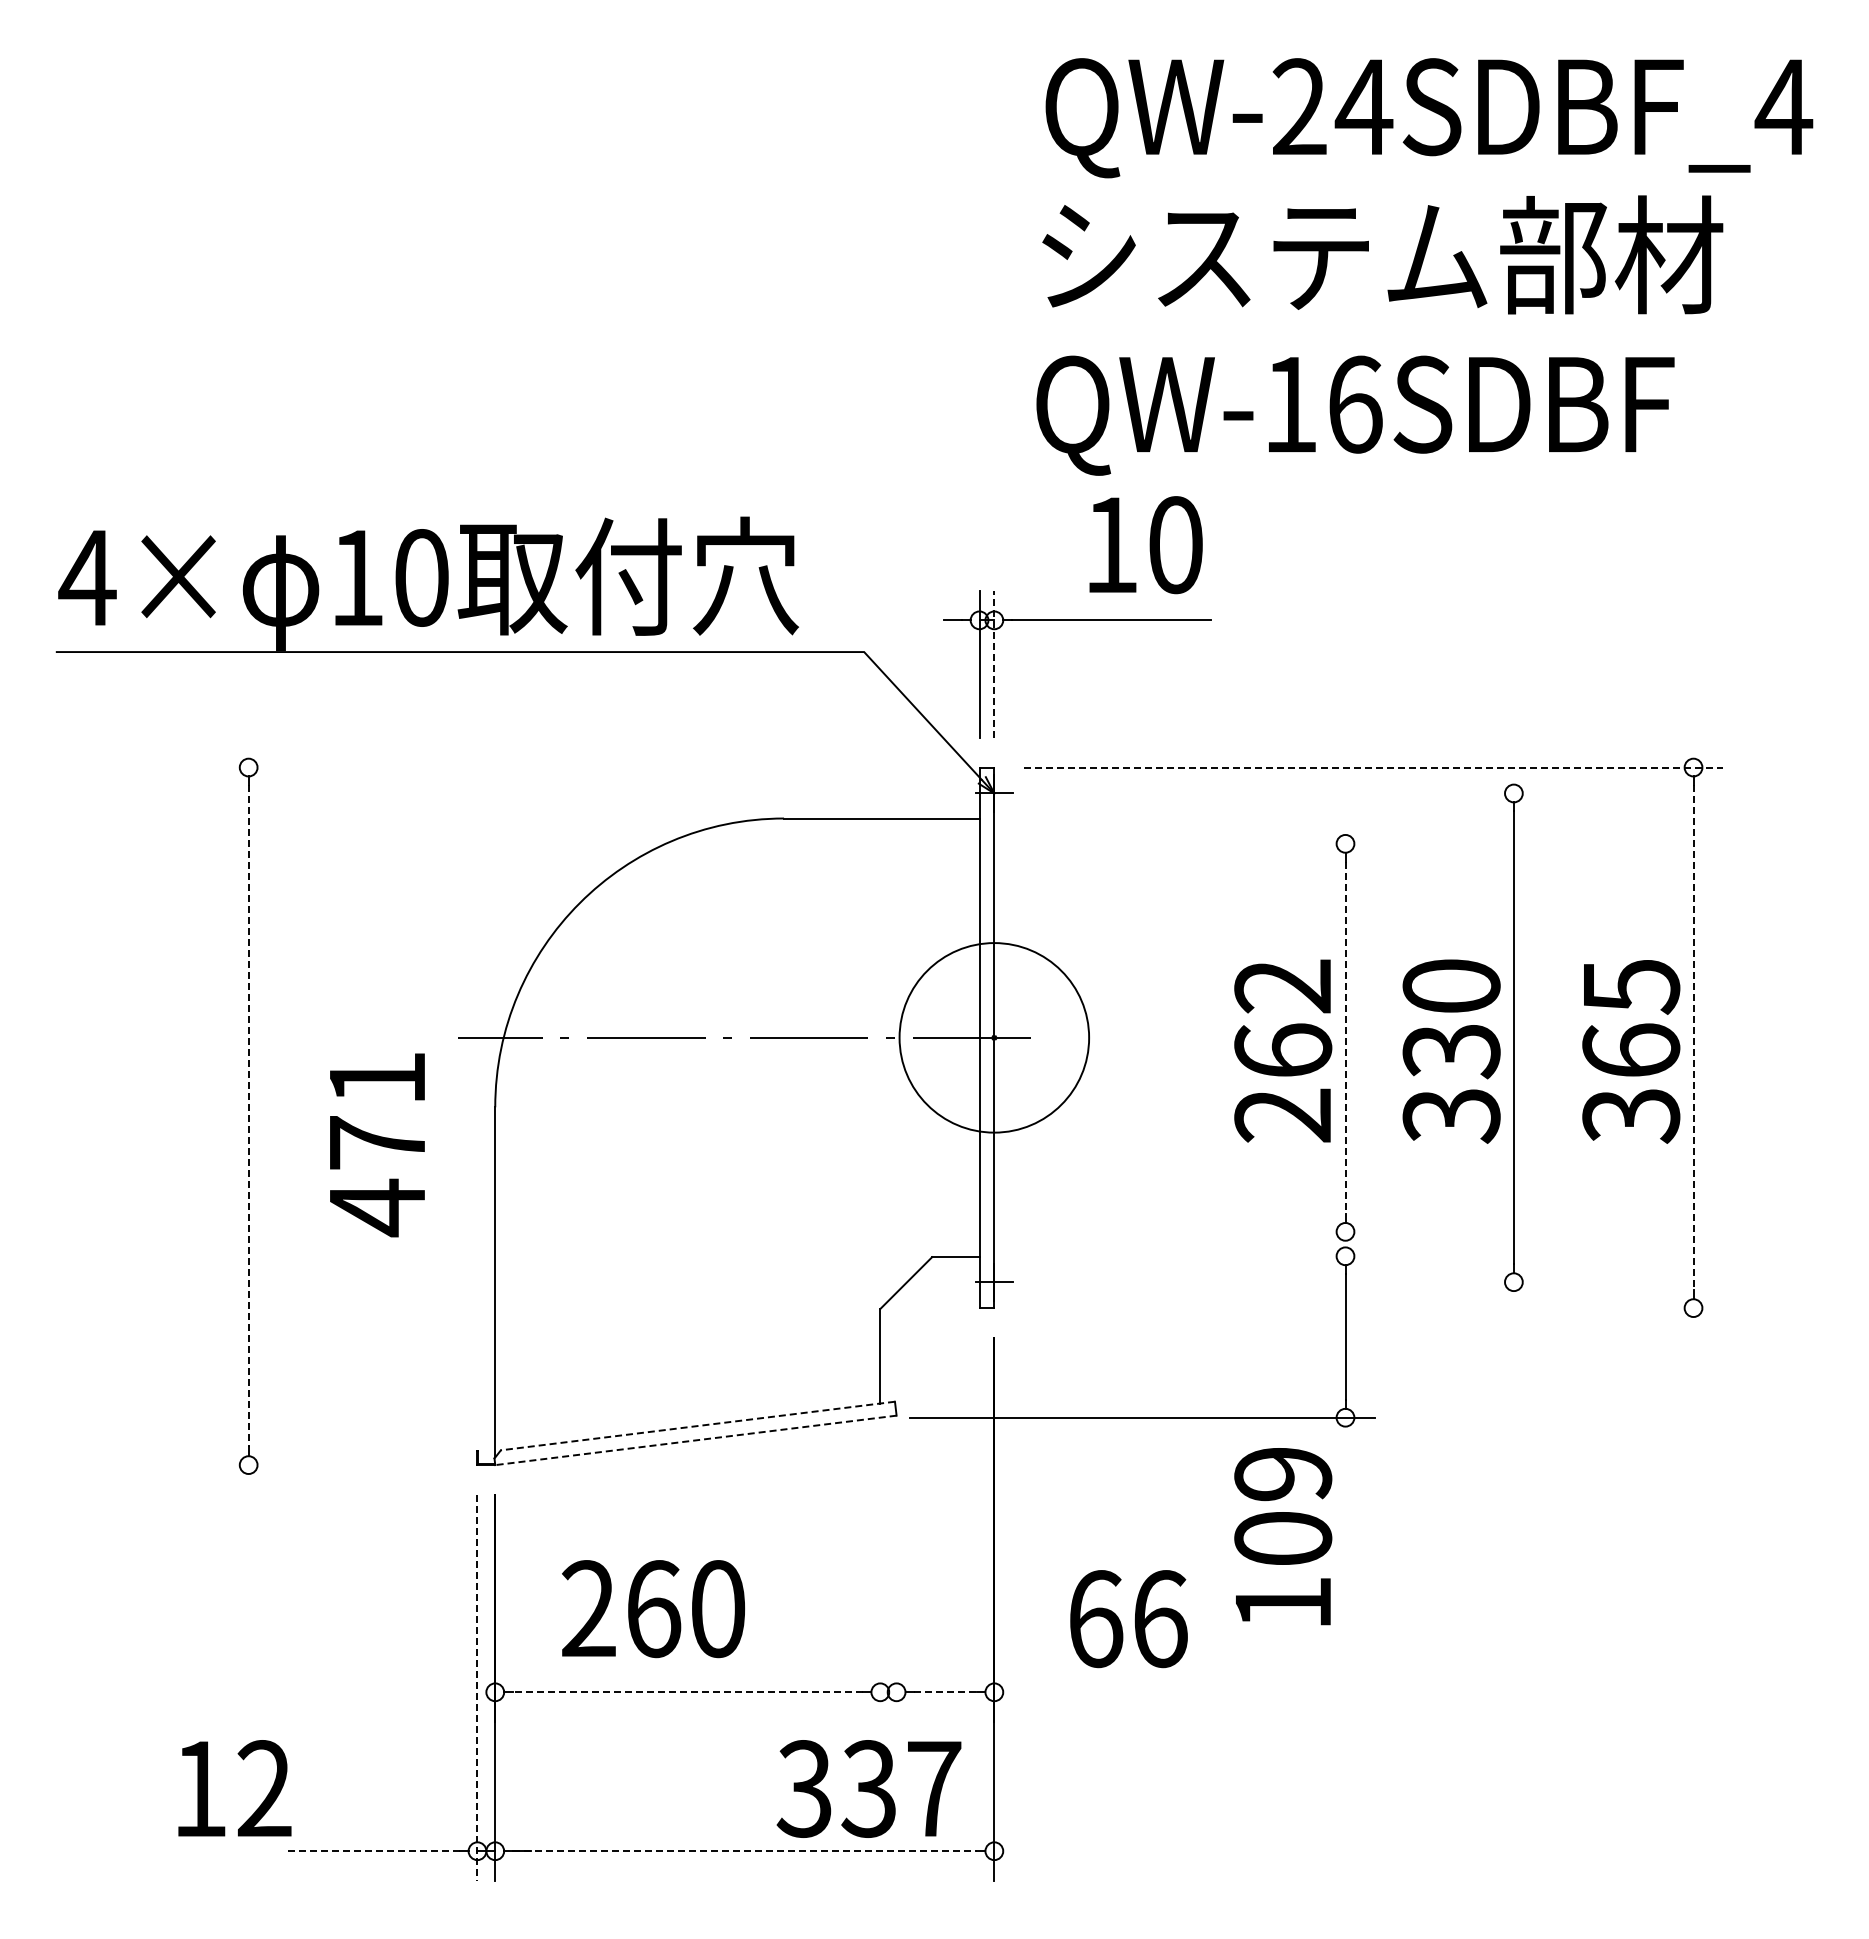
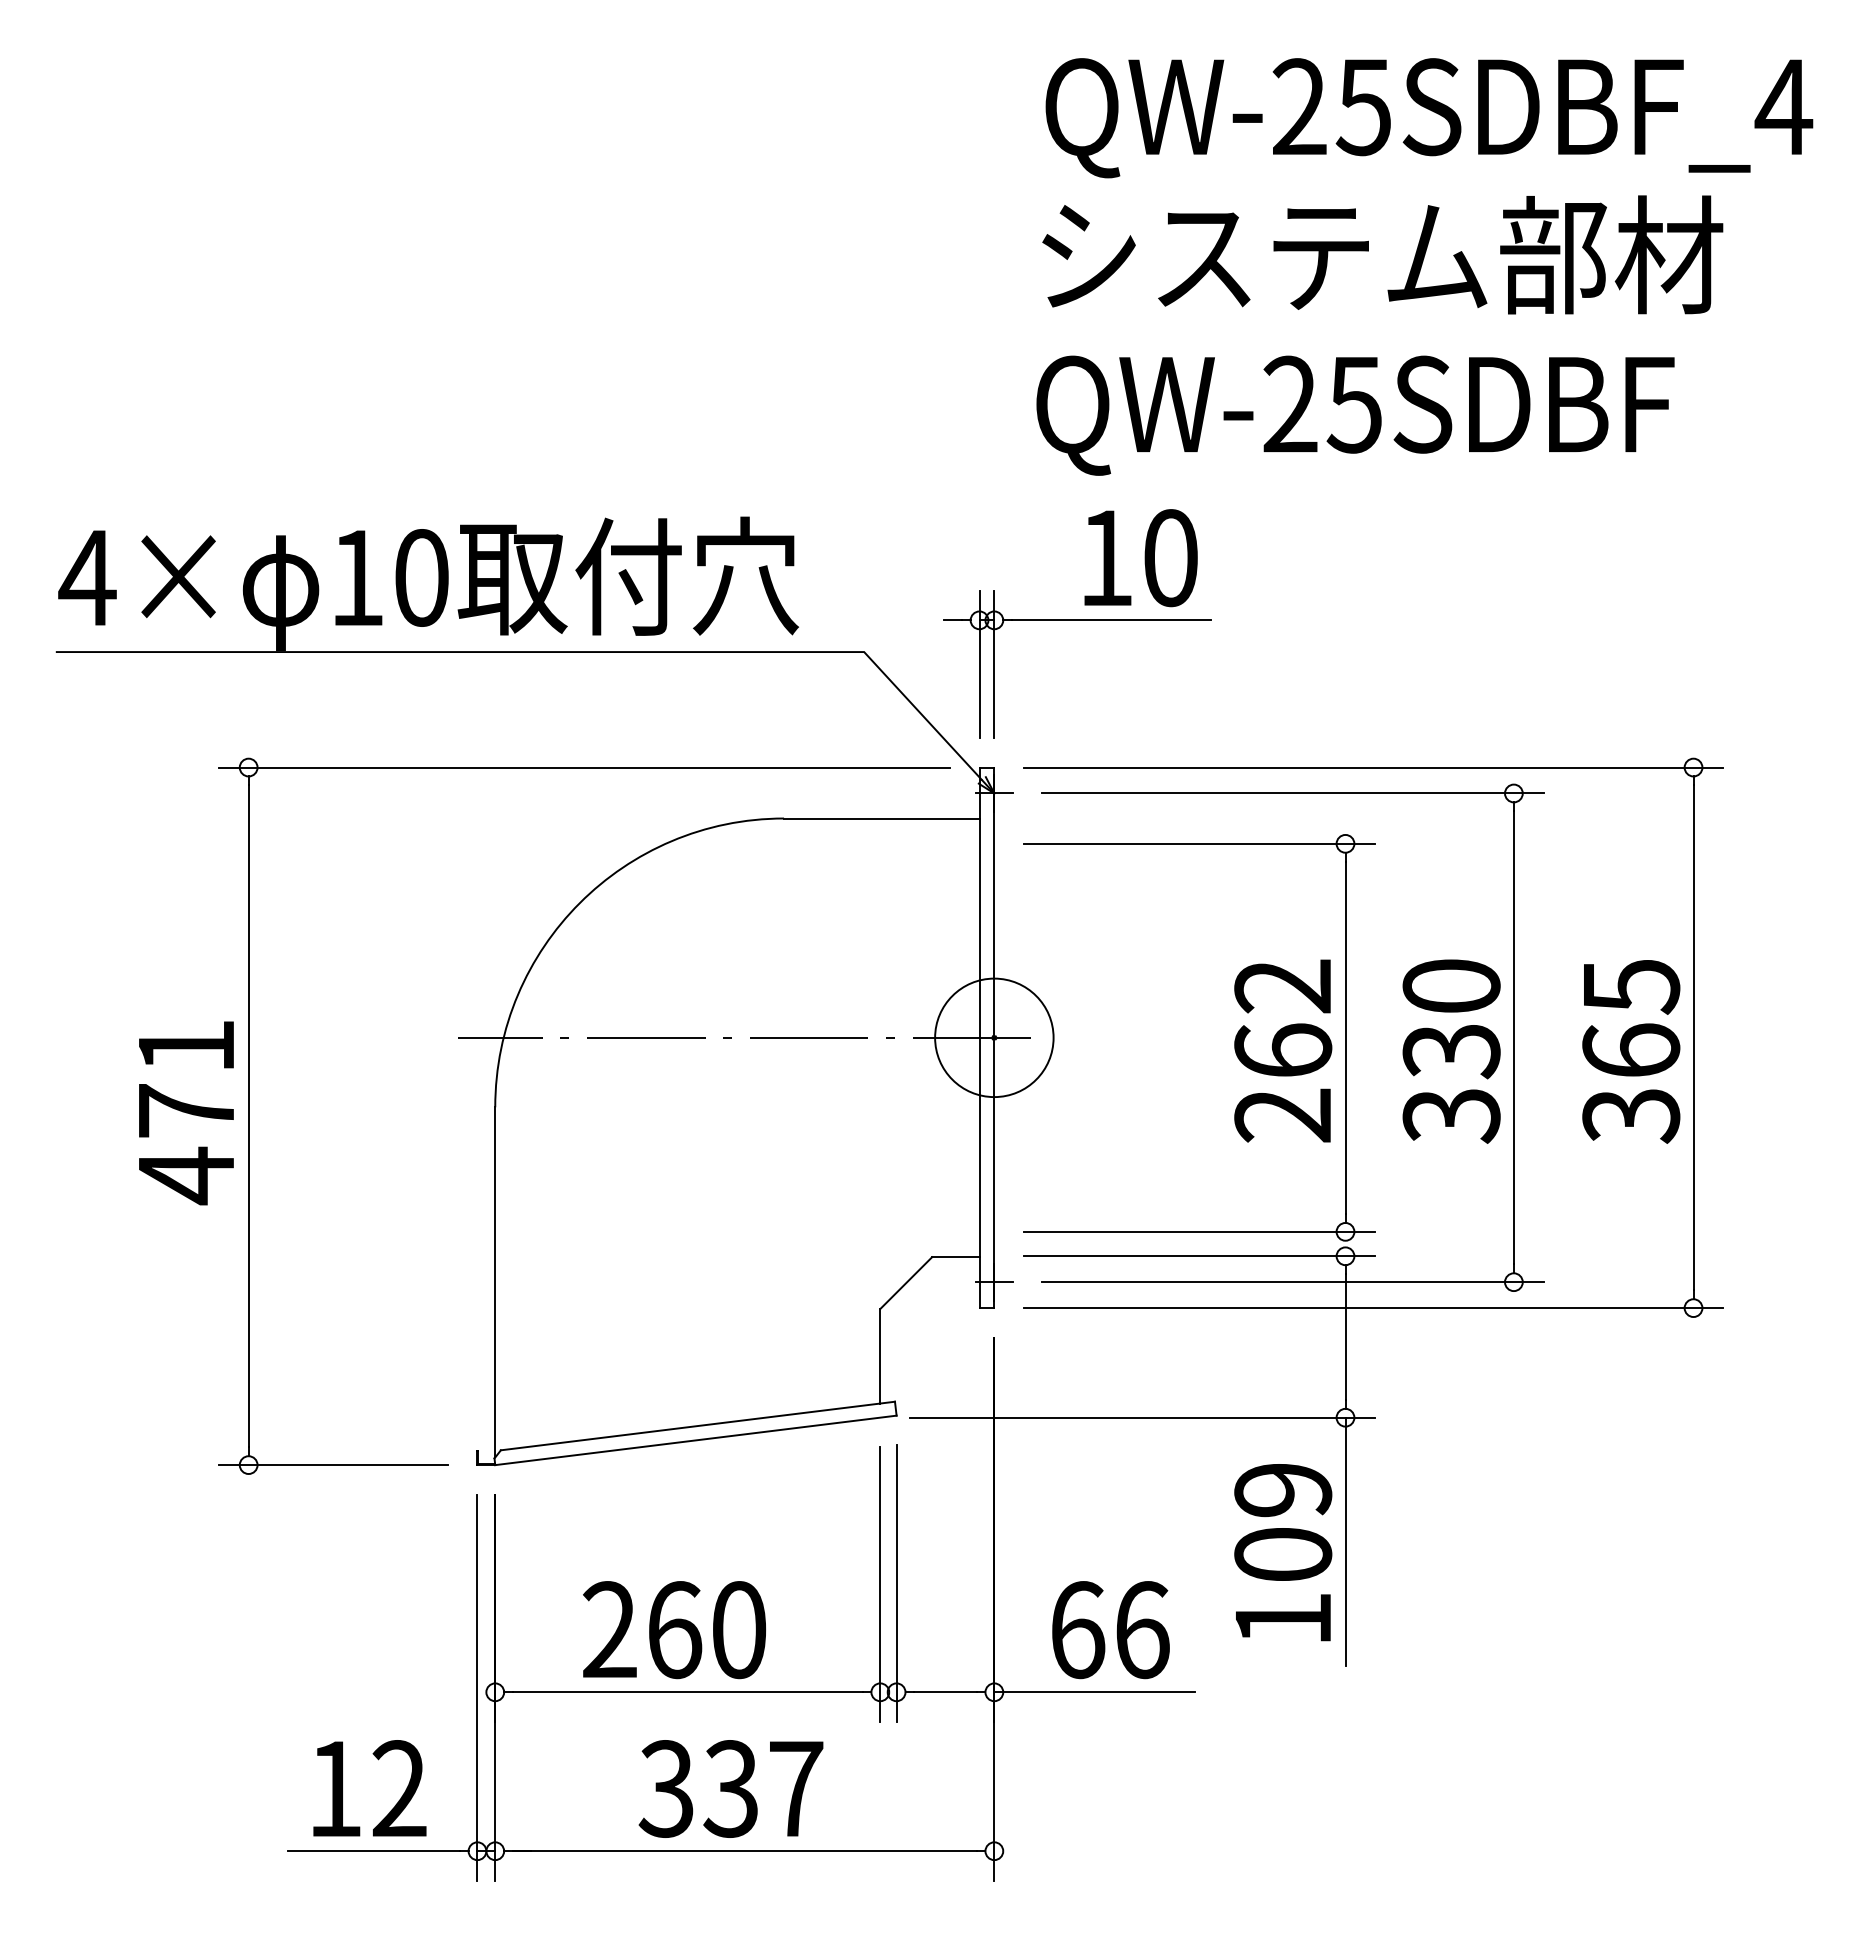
text: QW-24SDBF_4 -> QW-25SDBF_4 (1363, 107)
text: QW-16SDBF -> QW-25SDBF (1322, 404)
text position: (1145, 545) -> (1140, 558) (1140, 558)
line: dashed -> solid (994, 664)
line: none -> present (584, 767)
line: dashed -> solid (1373, 767)
line: none -> present (1292, 793)
line: none -> present (1199, 843)
circle diameter: 190 px -> 118 px (994, 1037)
line: dashed -> solid (1693, 1037)
line: dashed -> solid (1345, 1038)
line: dashed -> solid (248, 1116)
text position: (377, 1145) -> (186, 1113) (186, 1113)
line: none -> present (1199, 1231)
line: none -> present (1199, 1256)
line: none -> present (1292, 1282)
line: none -> present (1373, 1308)
line: dashed -> solid (697, 1426)
line: dashed -> solid (695, 1440)
line: none -> present (333, 1465)
text position: (1283, 1536) -> (1283, 1552) (1283, 1552)
line: none -> present (1345, 1541)
line: none -> present (896, 1583)
line: none -> present (880, 1584)
text position: (653, 1609) -> (674, 1630) (674, 1630)
text position: (1128, 1619) -> (1110, 1630) (1110, 1630)
line: dashed -> solid (477, 1688)
line: dashed -> solid (687, 1692)
line: dashed -> solid (945, 1692)
line: none -> present (1094, 1692)
text position: (234, 1788) -> (369, 1788) (369, 1788)
text position: (868, 1788) -> (730, 1788) (730, 1788)
line: dashed -> solid (374, 1851)
line: dashed -> solid (744, 1851)
